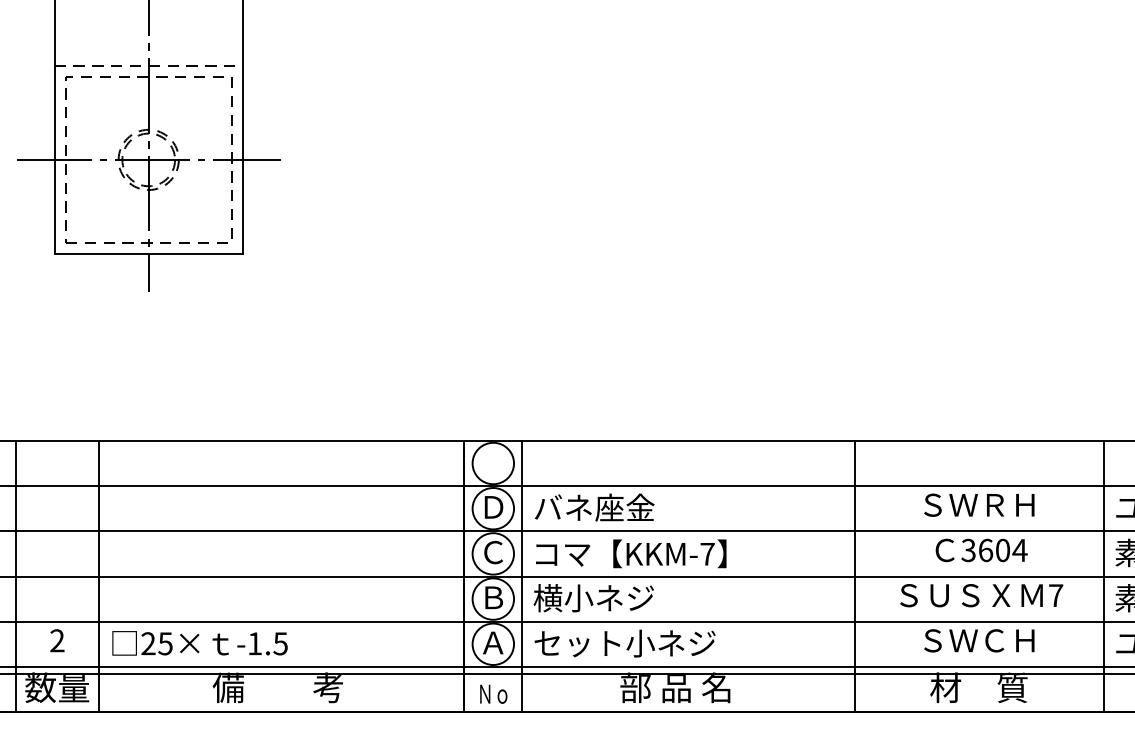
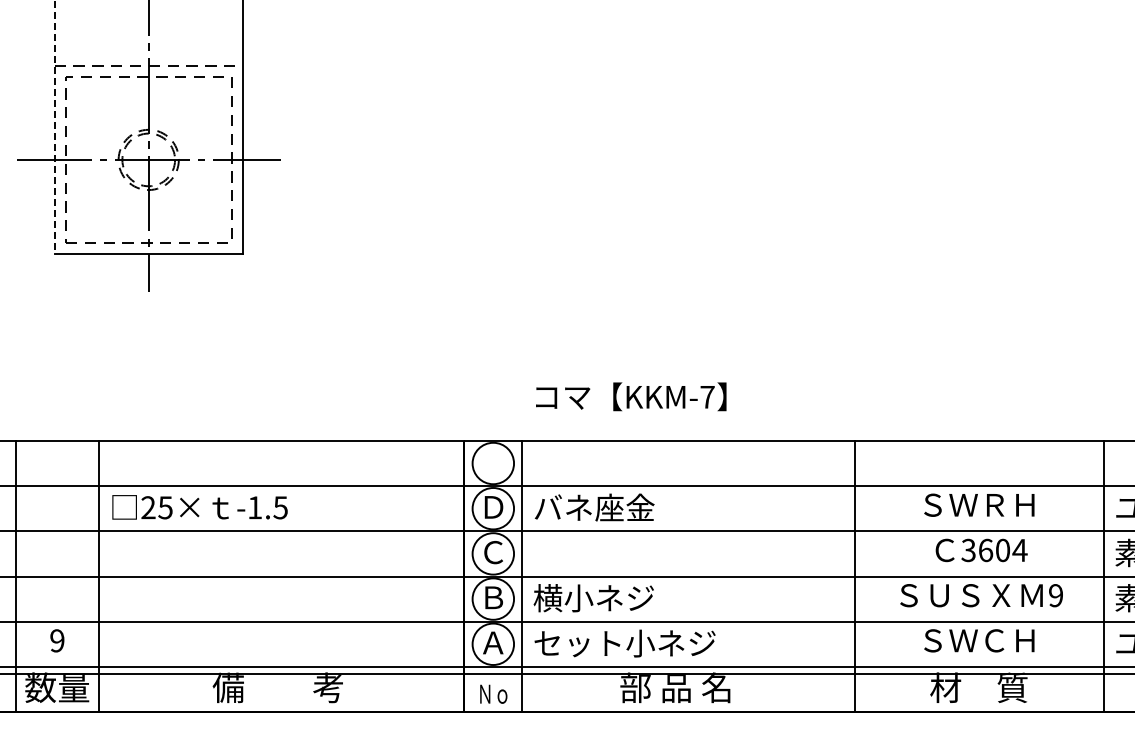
line: solid -> dashed (54, 127)
text position: (631, 553) -> (631, 396) (631, 396)
text: 7 -> 9 (1056, 595)
text: 2 -> 9 (57, 640)
text position: (199, 643) -> (199, 507) (199, 507)
